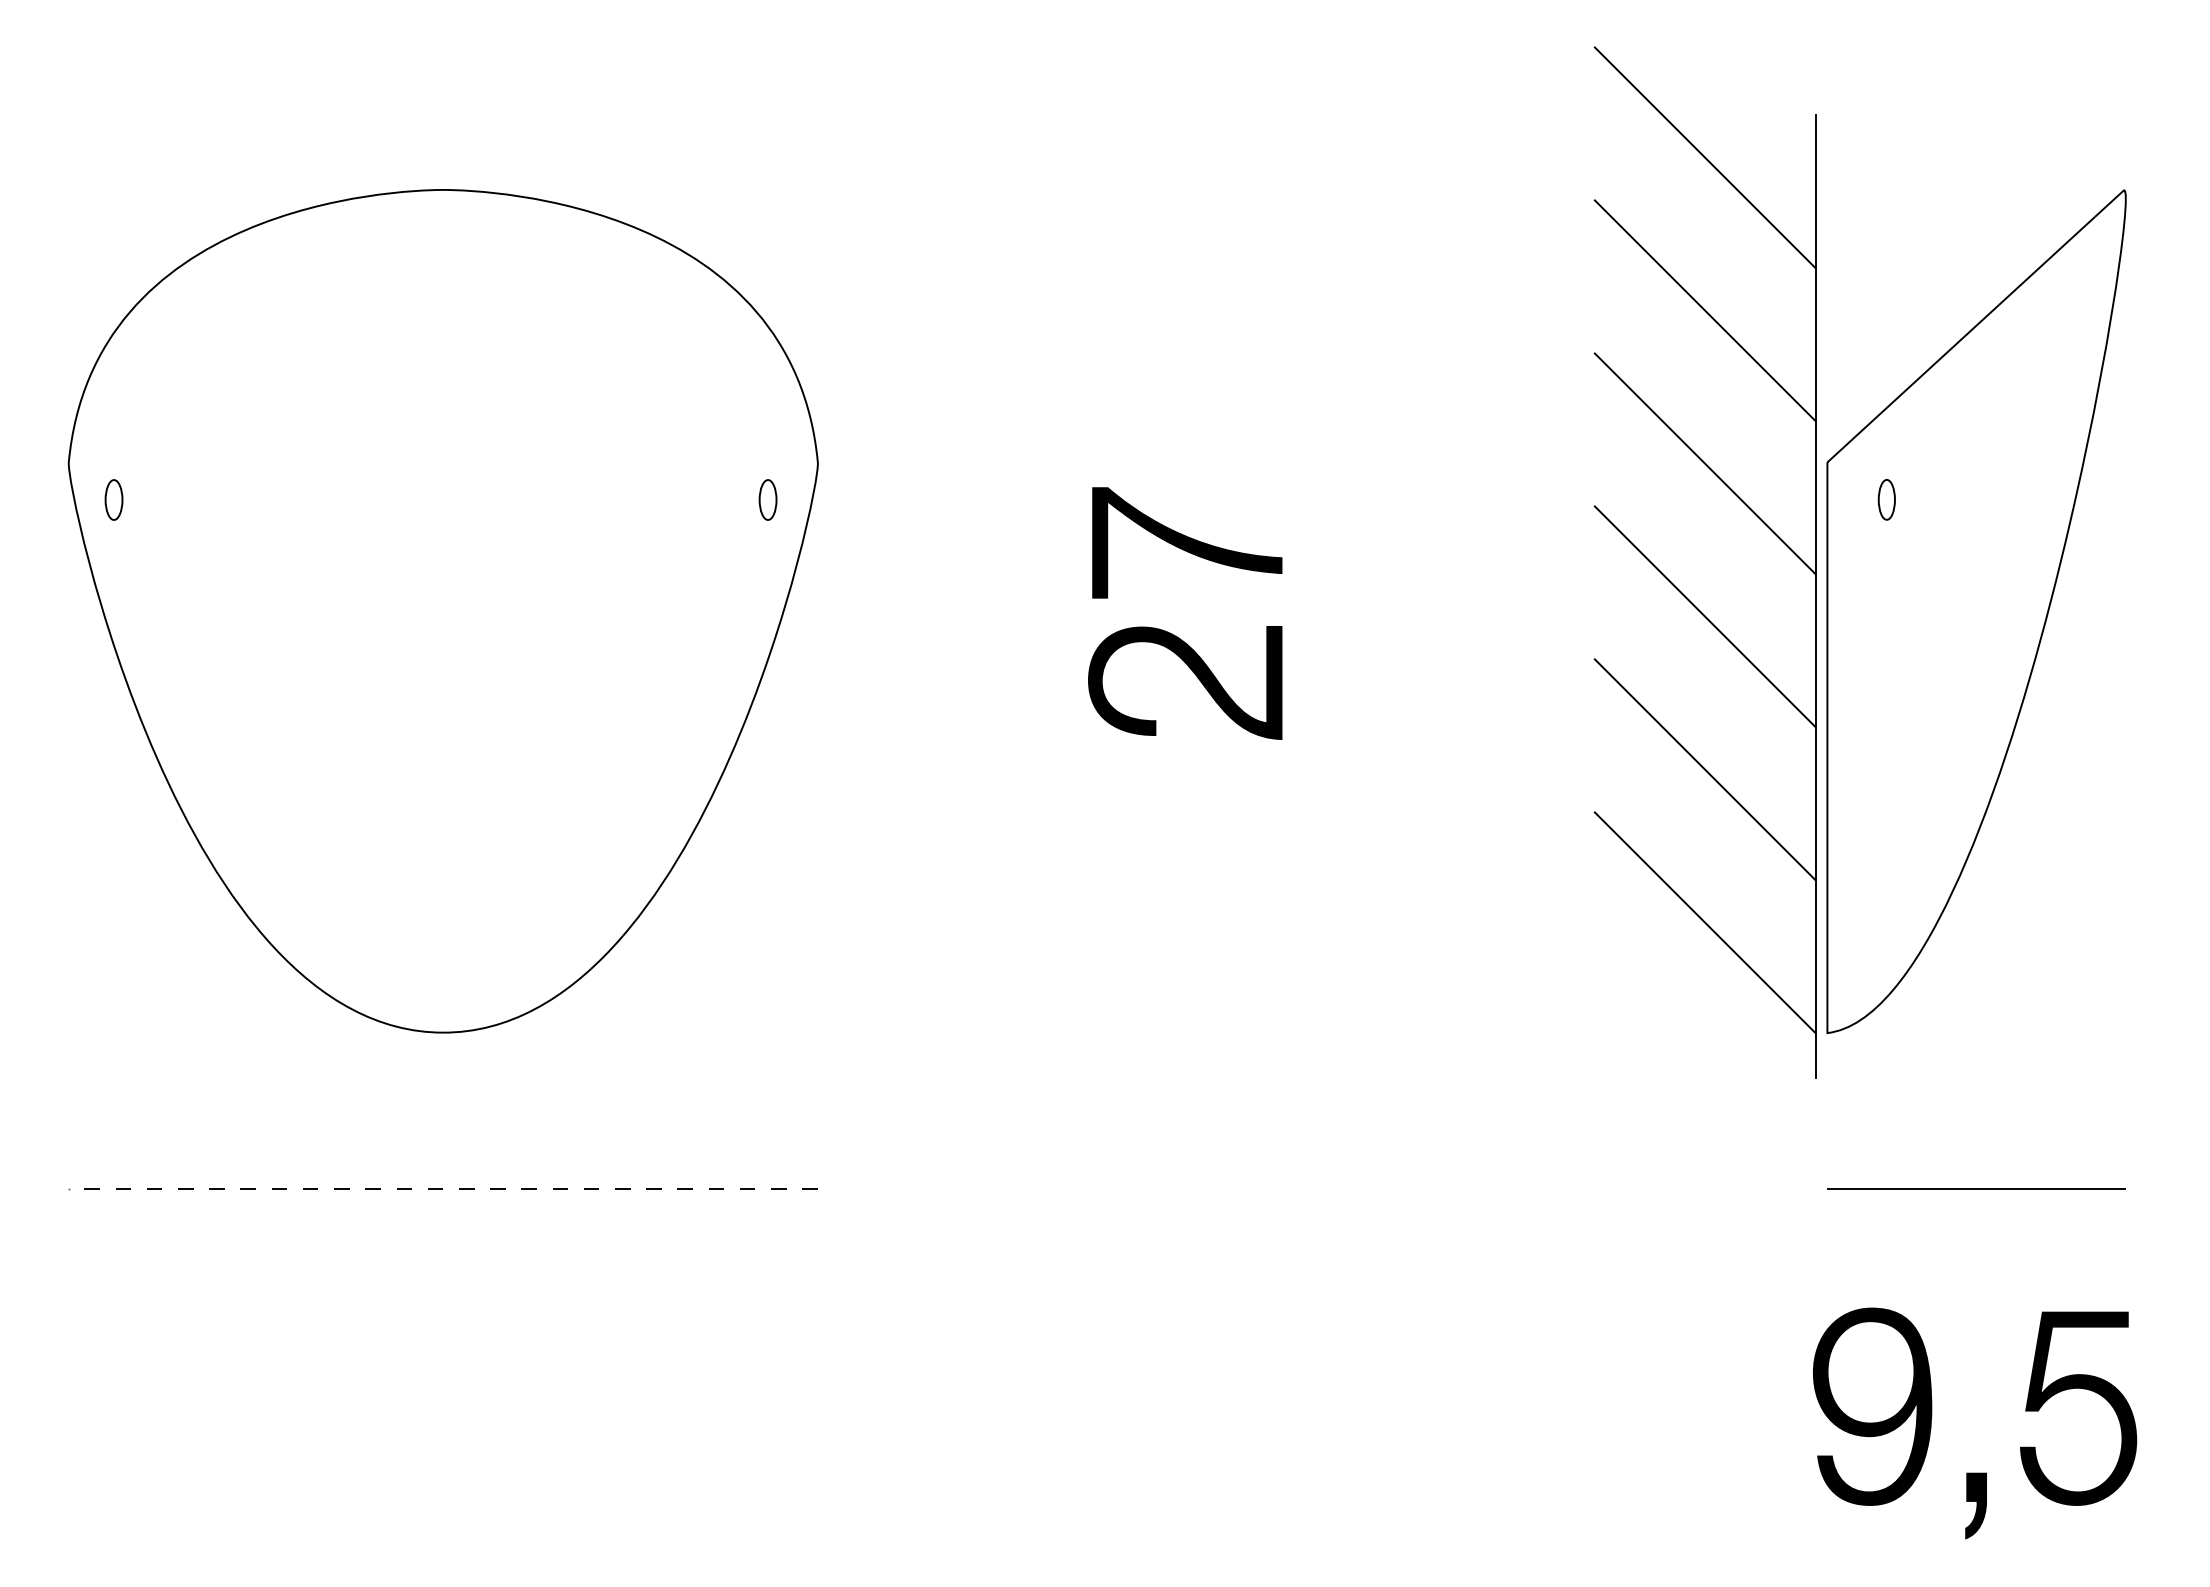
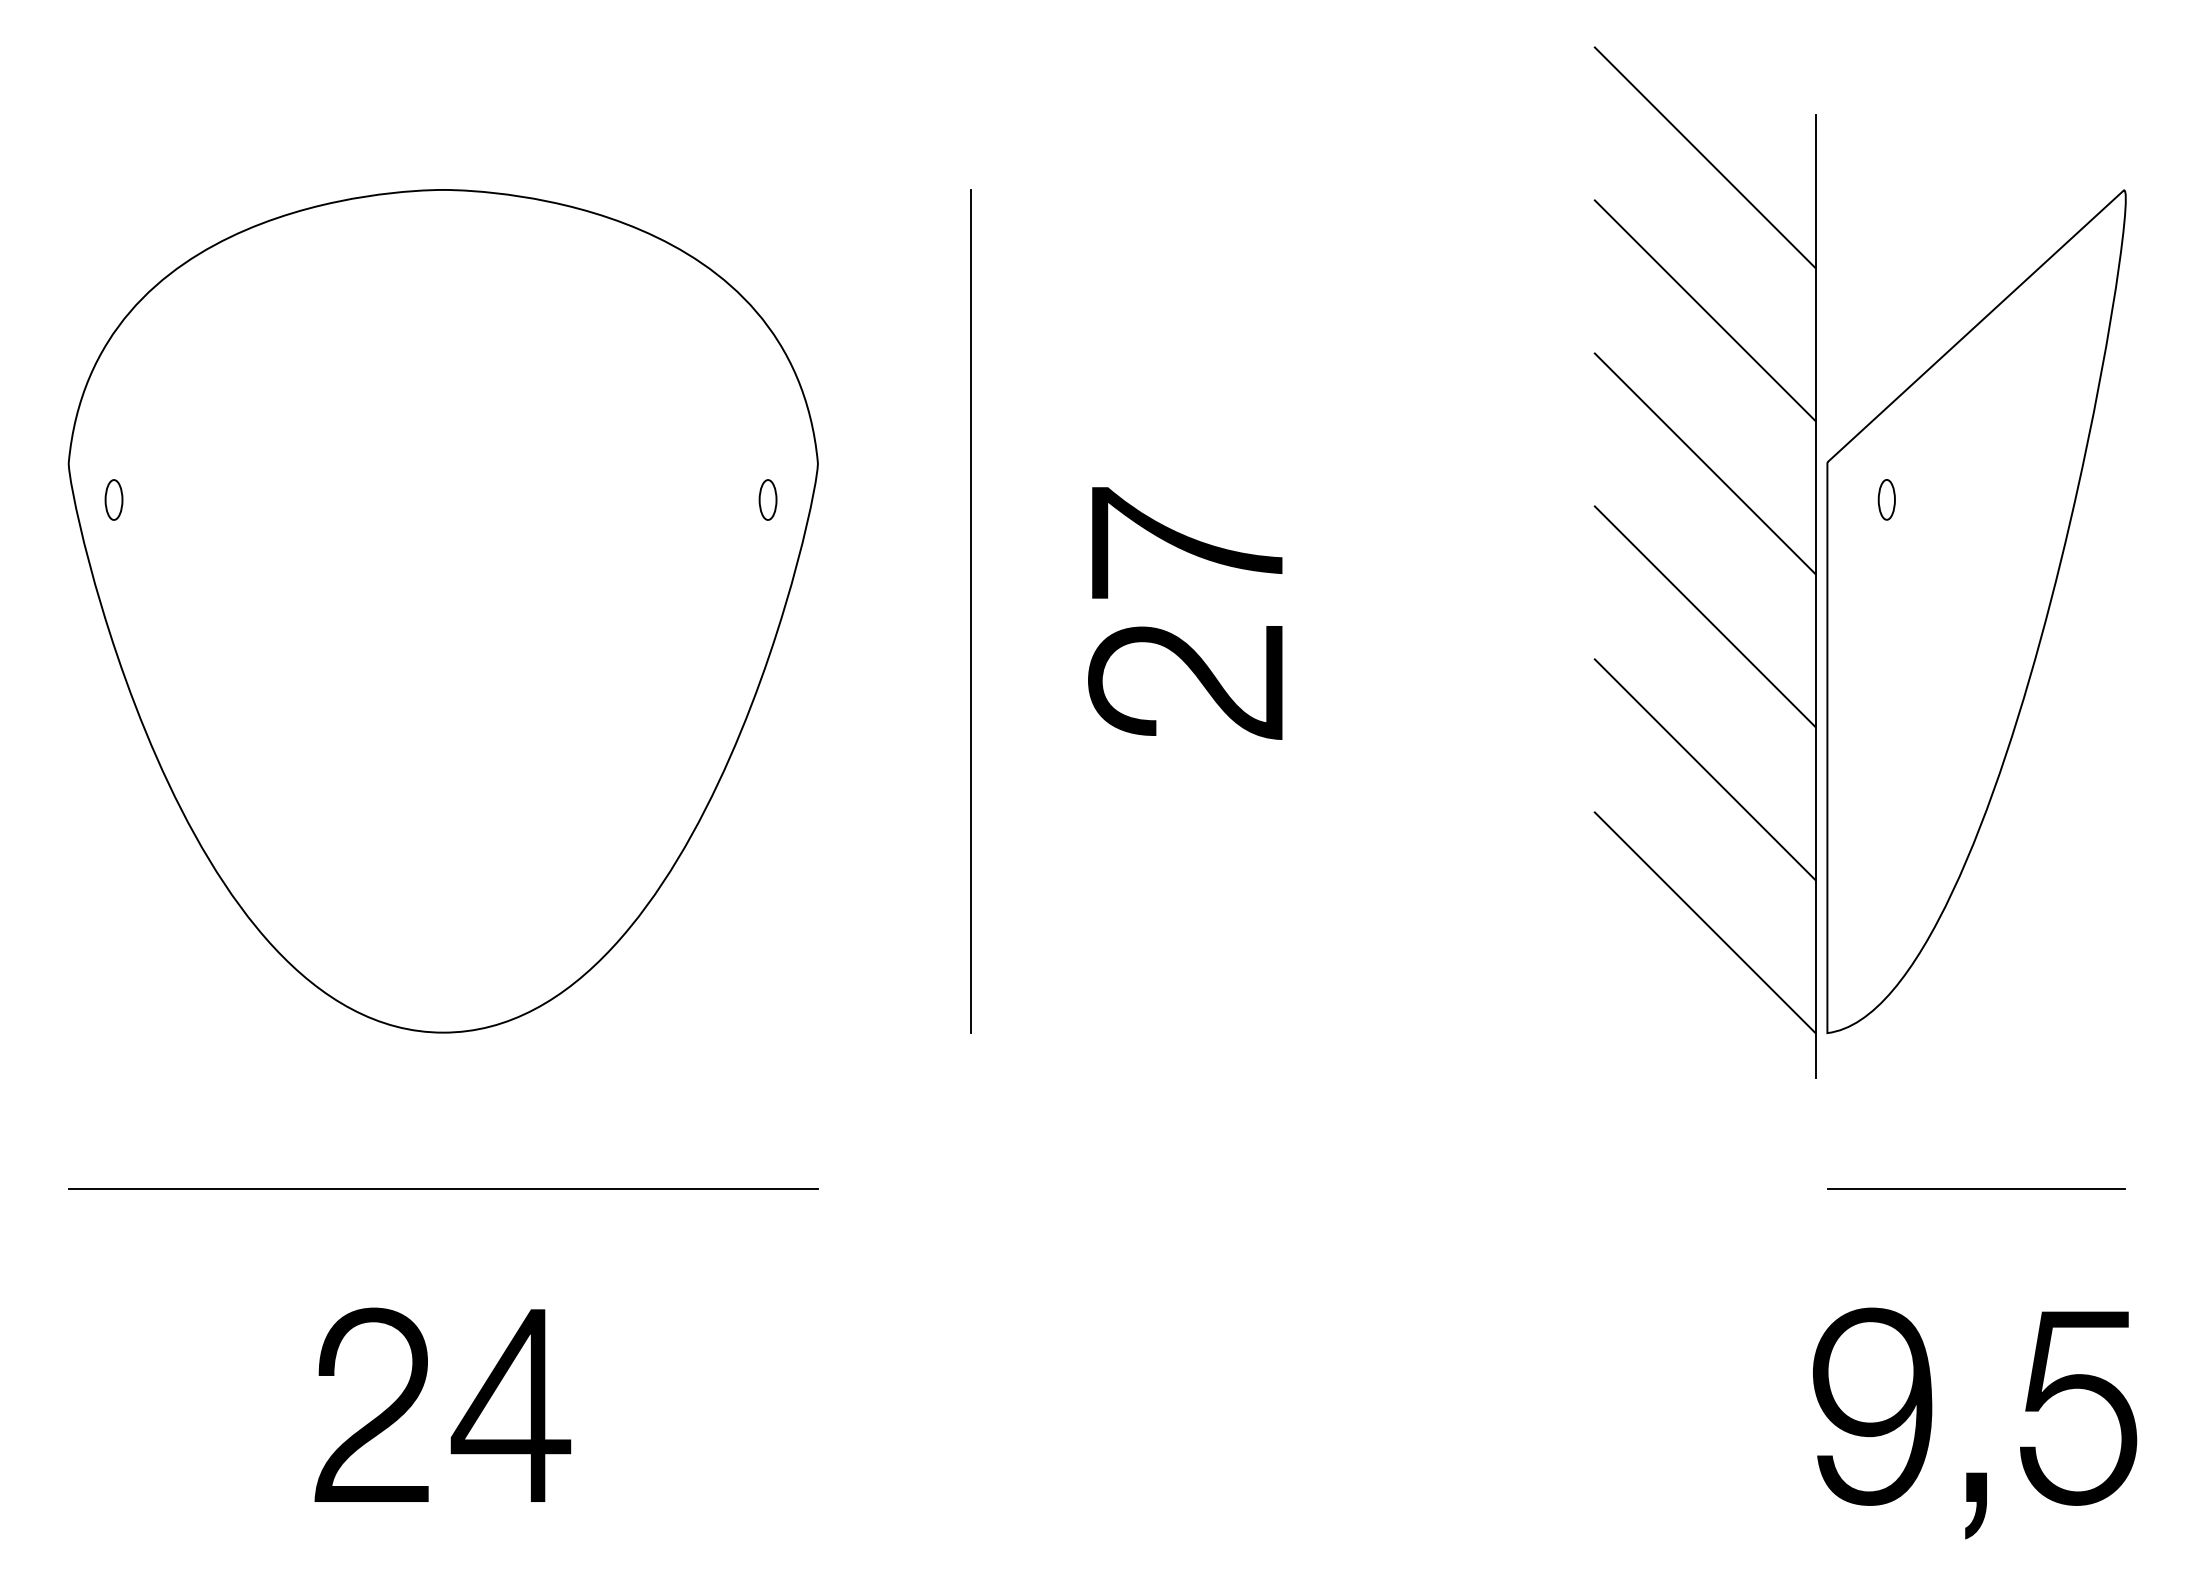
line: none -> present (970, 610)
line: dashed -> solid (443, 1188)
part: none -> present (463, 1416)
